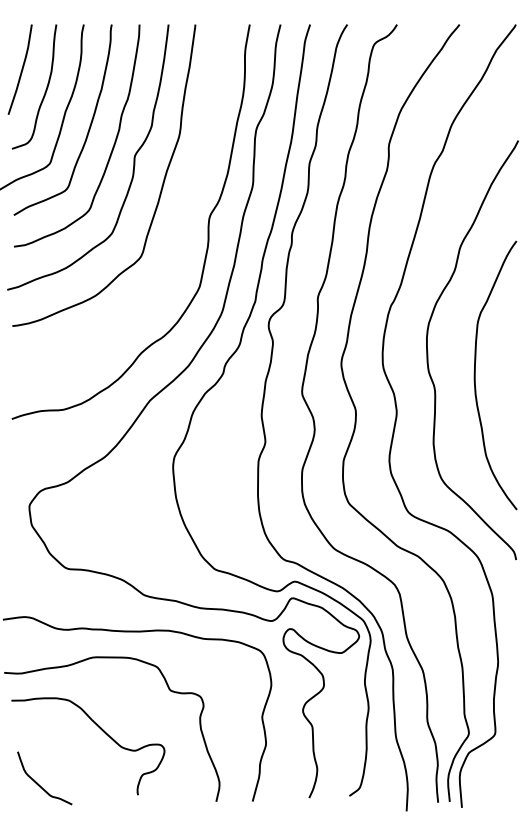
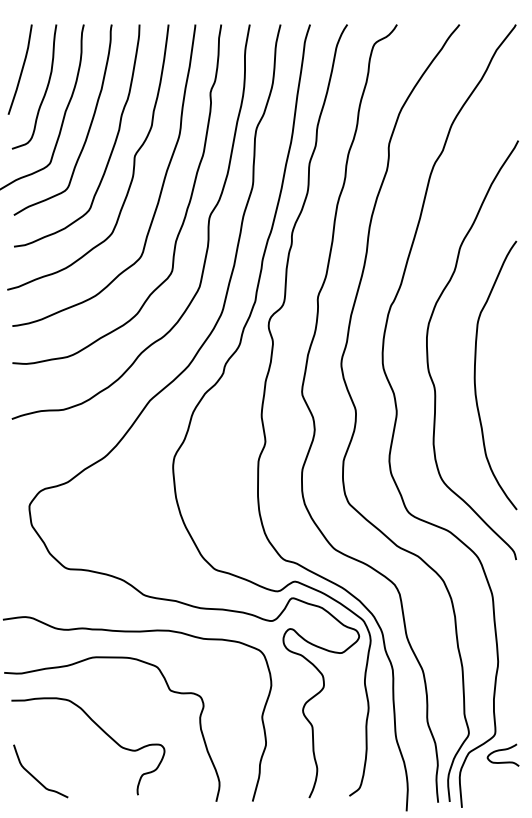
curve: none -> present (185, 211)
curve: none -> present (502, 750)
curve position: (38, 783) -> (34, 776) (34, 776)
